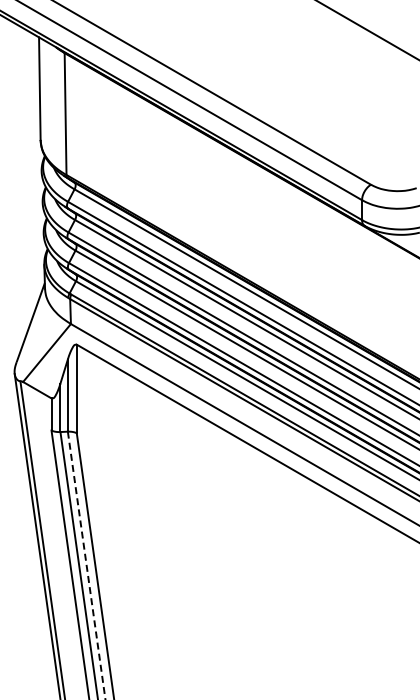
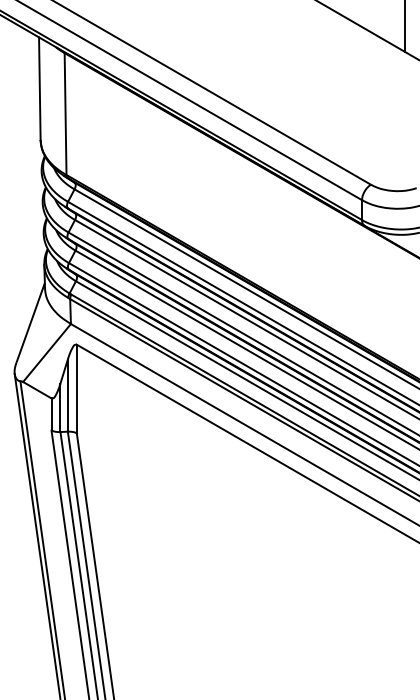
line: none -> present (404, 26)
line: dashed -> solid (86, 566)
